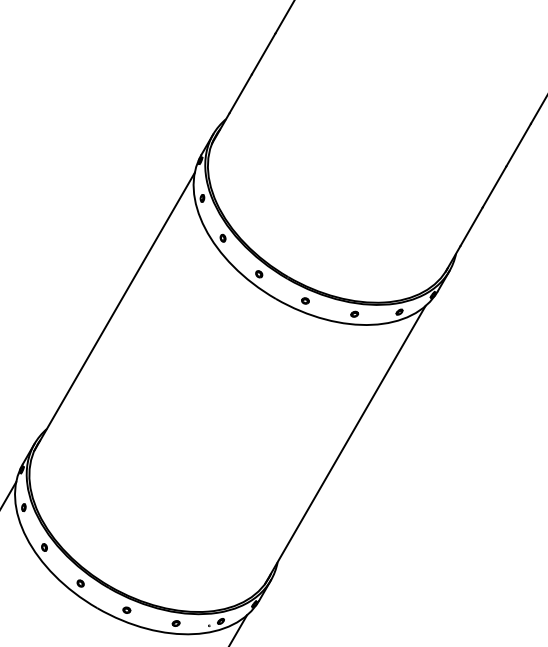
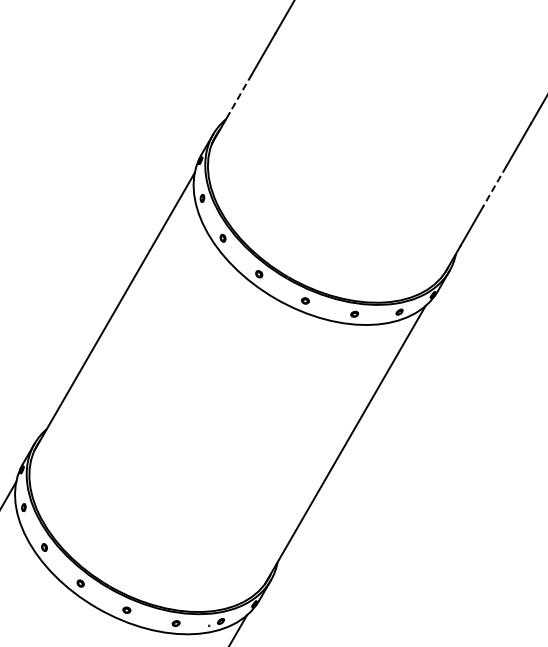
line: solid -> dashed (240, 94)
line: solid -> dashed (494, 187)
